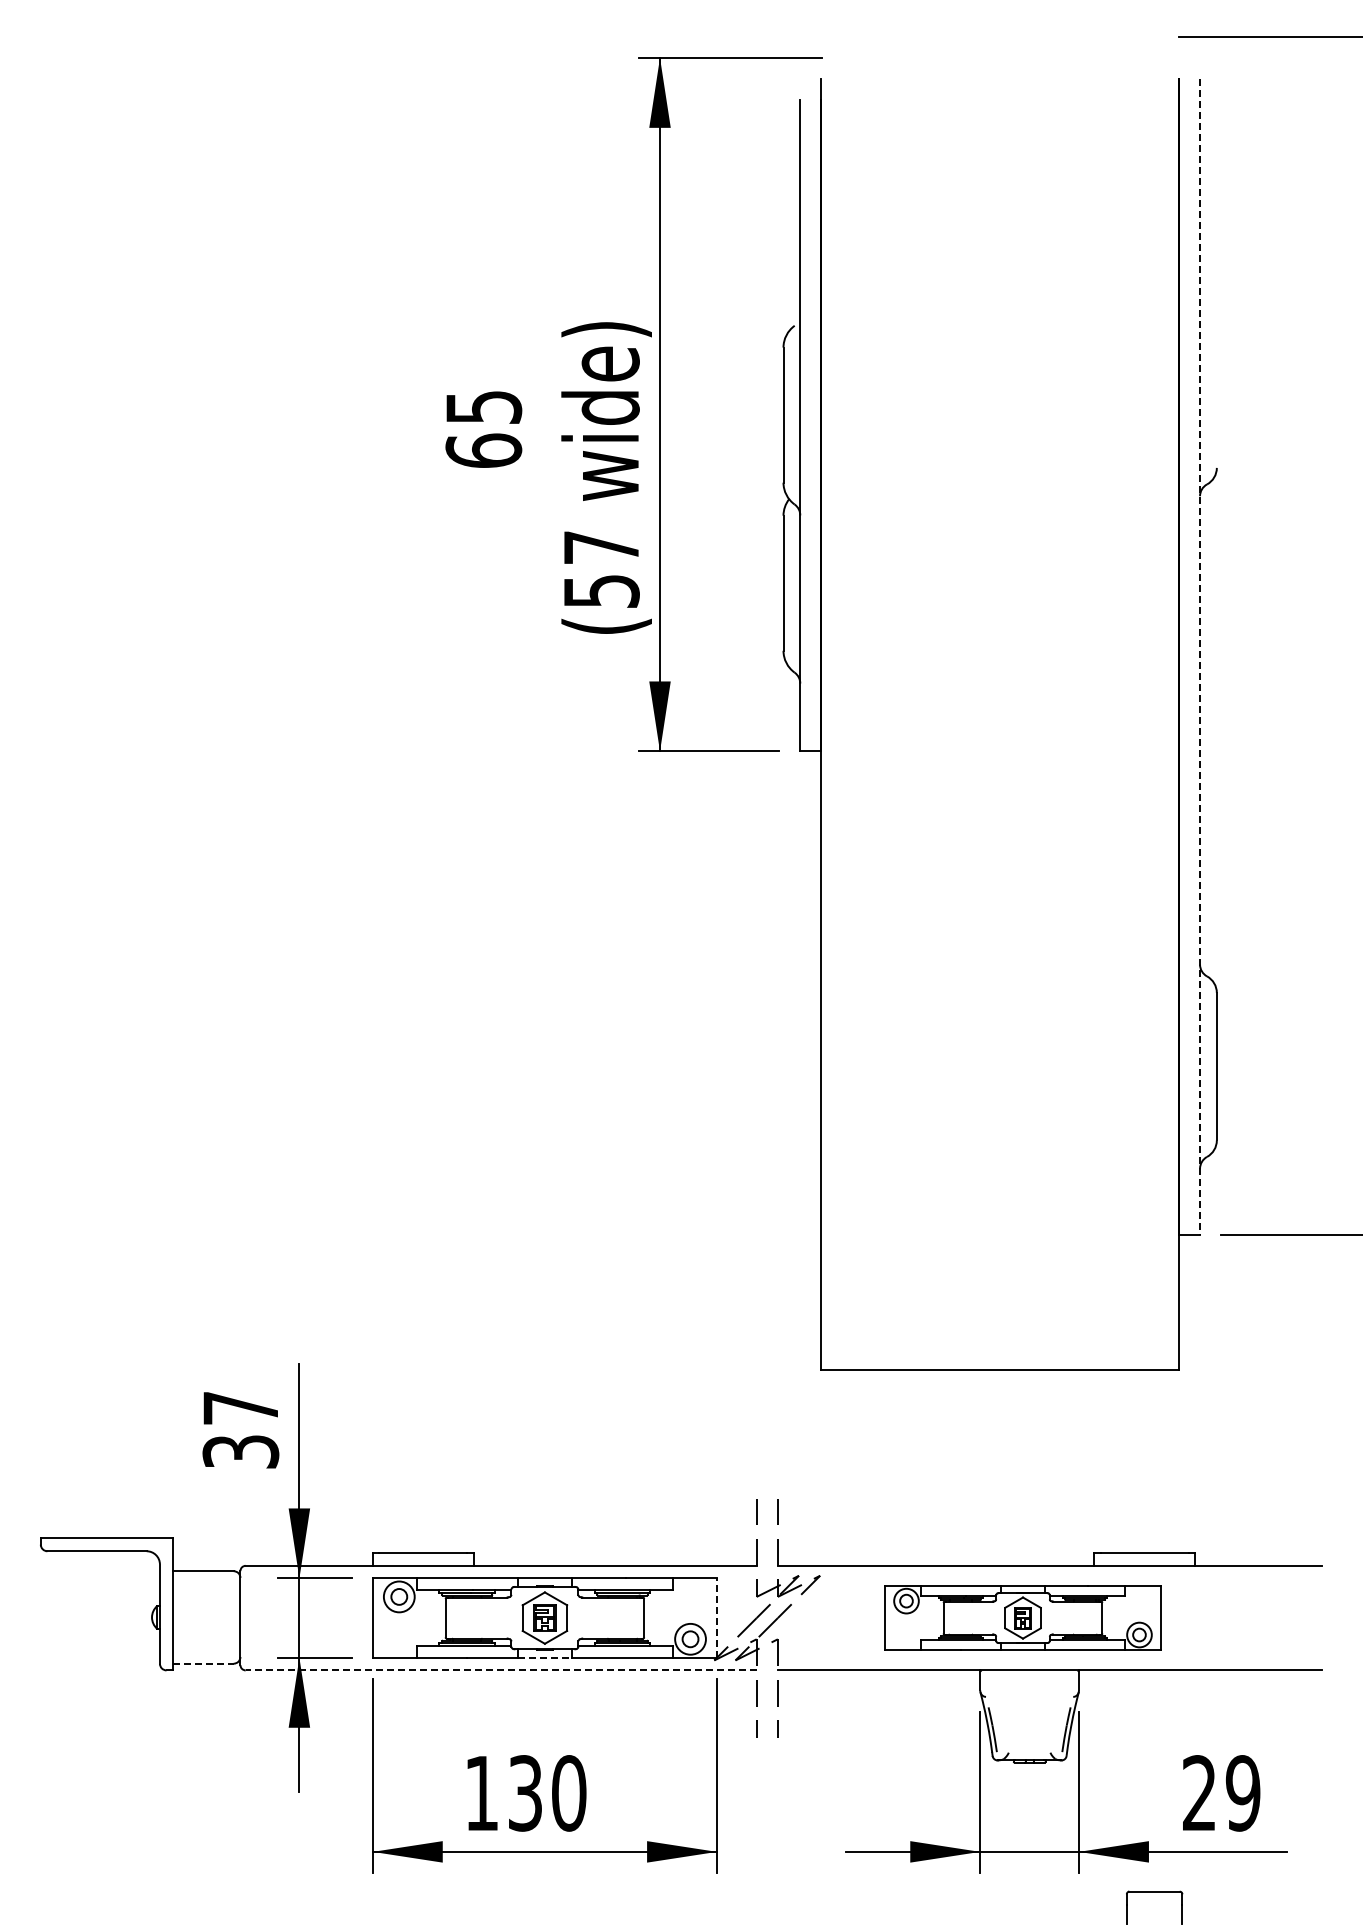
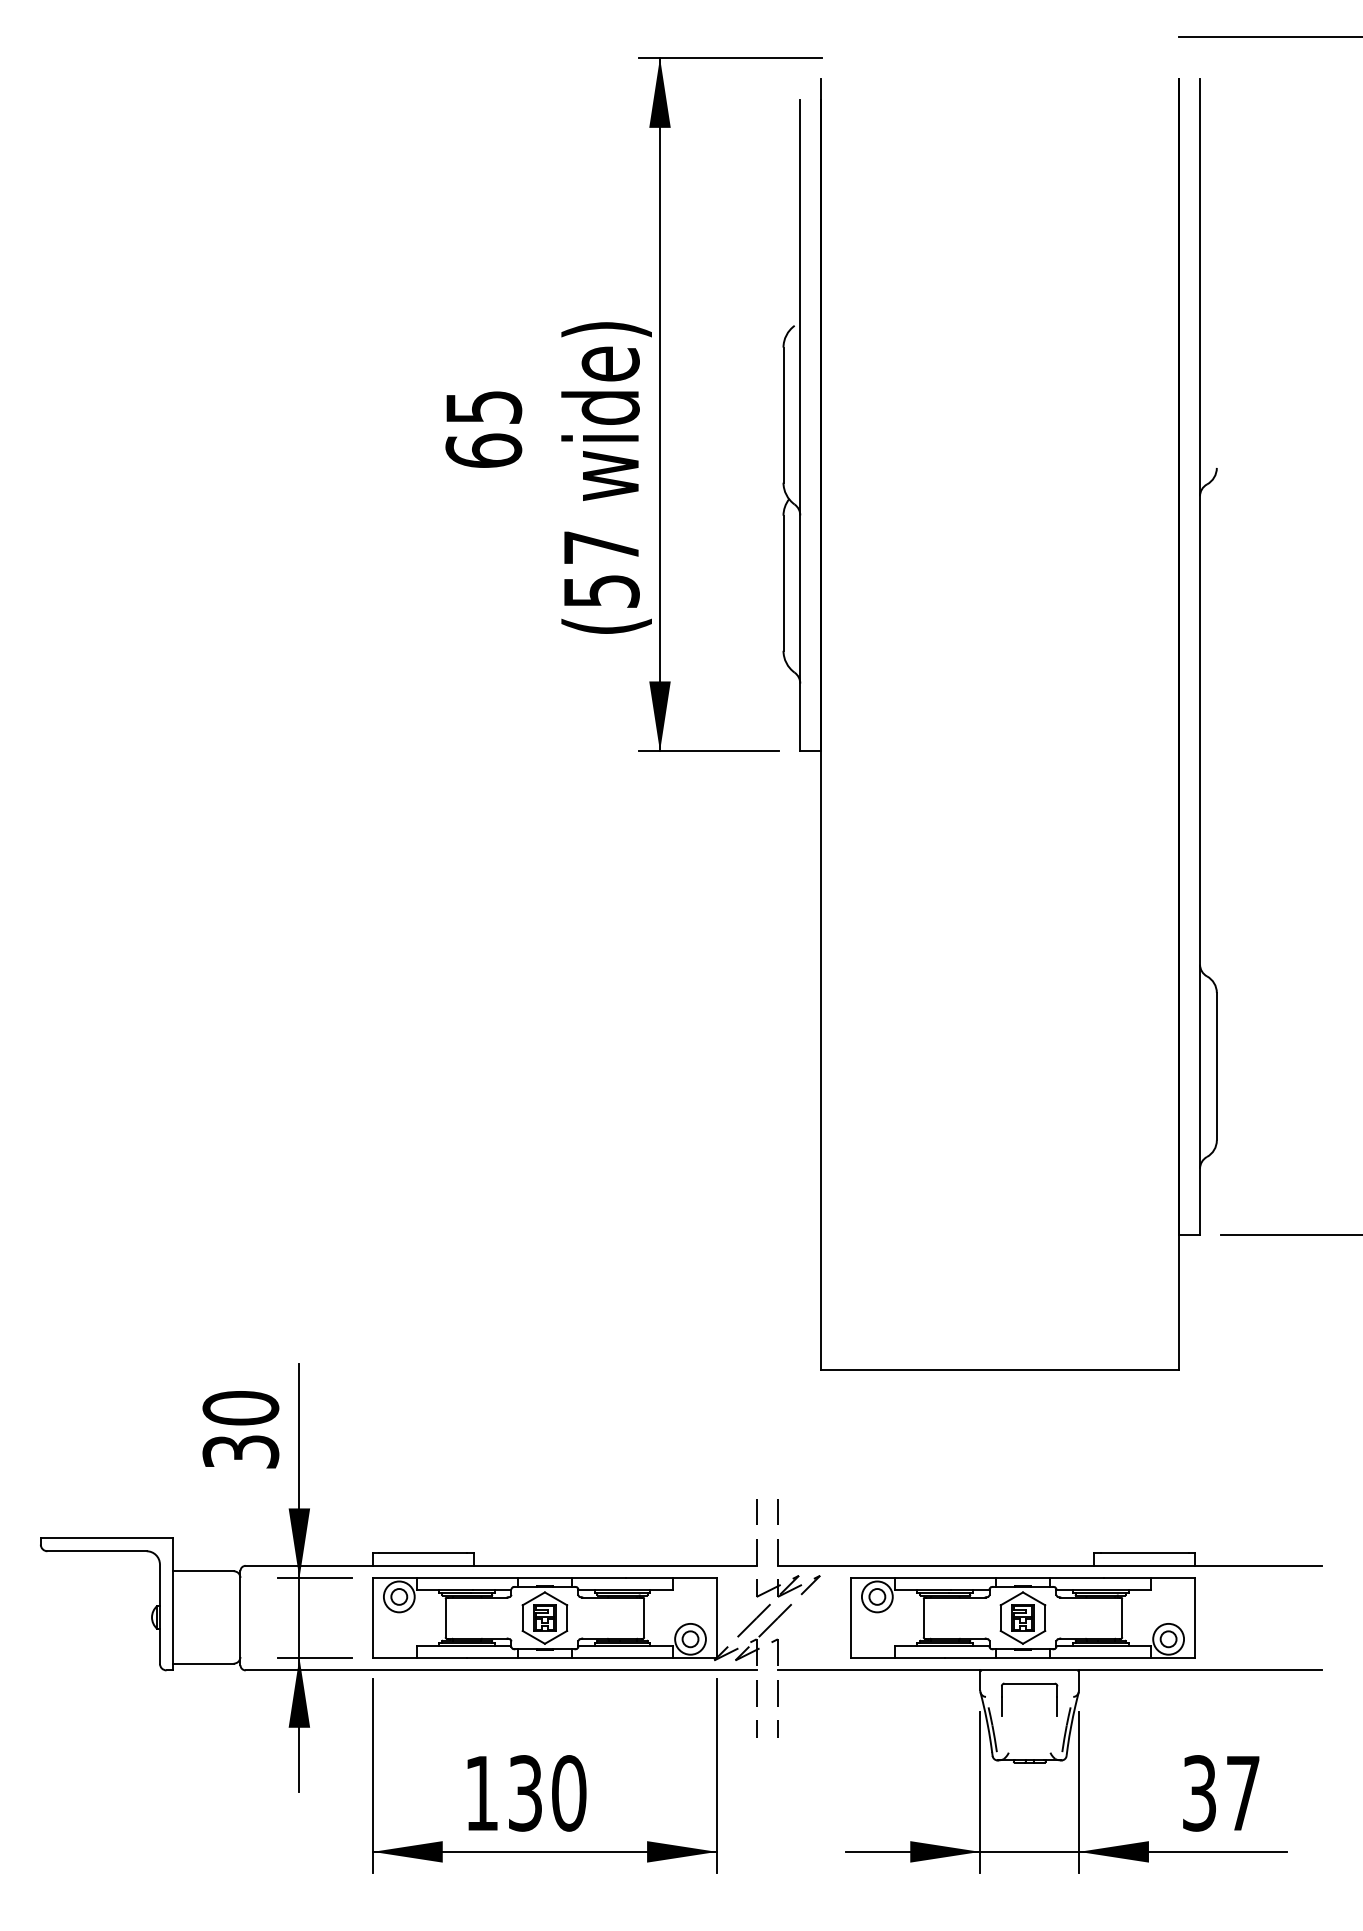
line: dashed -> solid (1200, 657)
text: 37 -> 30 (240, 1408)
part size: 278x66 px -> 346x82 px (1022, 1617)
line: dashed -> solid (717, 1618)
line: dashed -> solid (545, 1657)
line: dashed -> solid (203, 1663)
line: dashed -> solid (500, 1670)
text: 29 -> 37 (1221, 1793)
part position: (1154, 1892) -> (1029, 1684) (1029, 1684)
